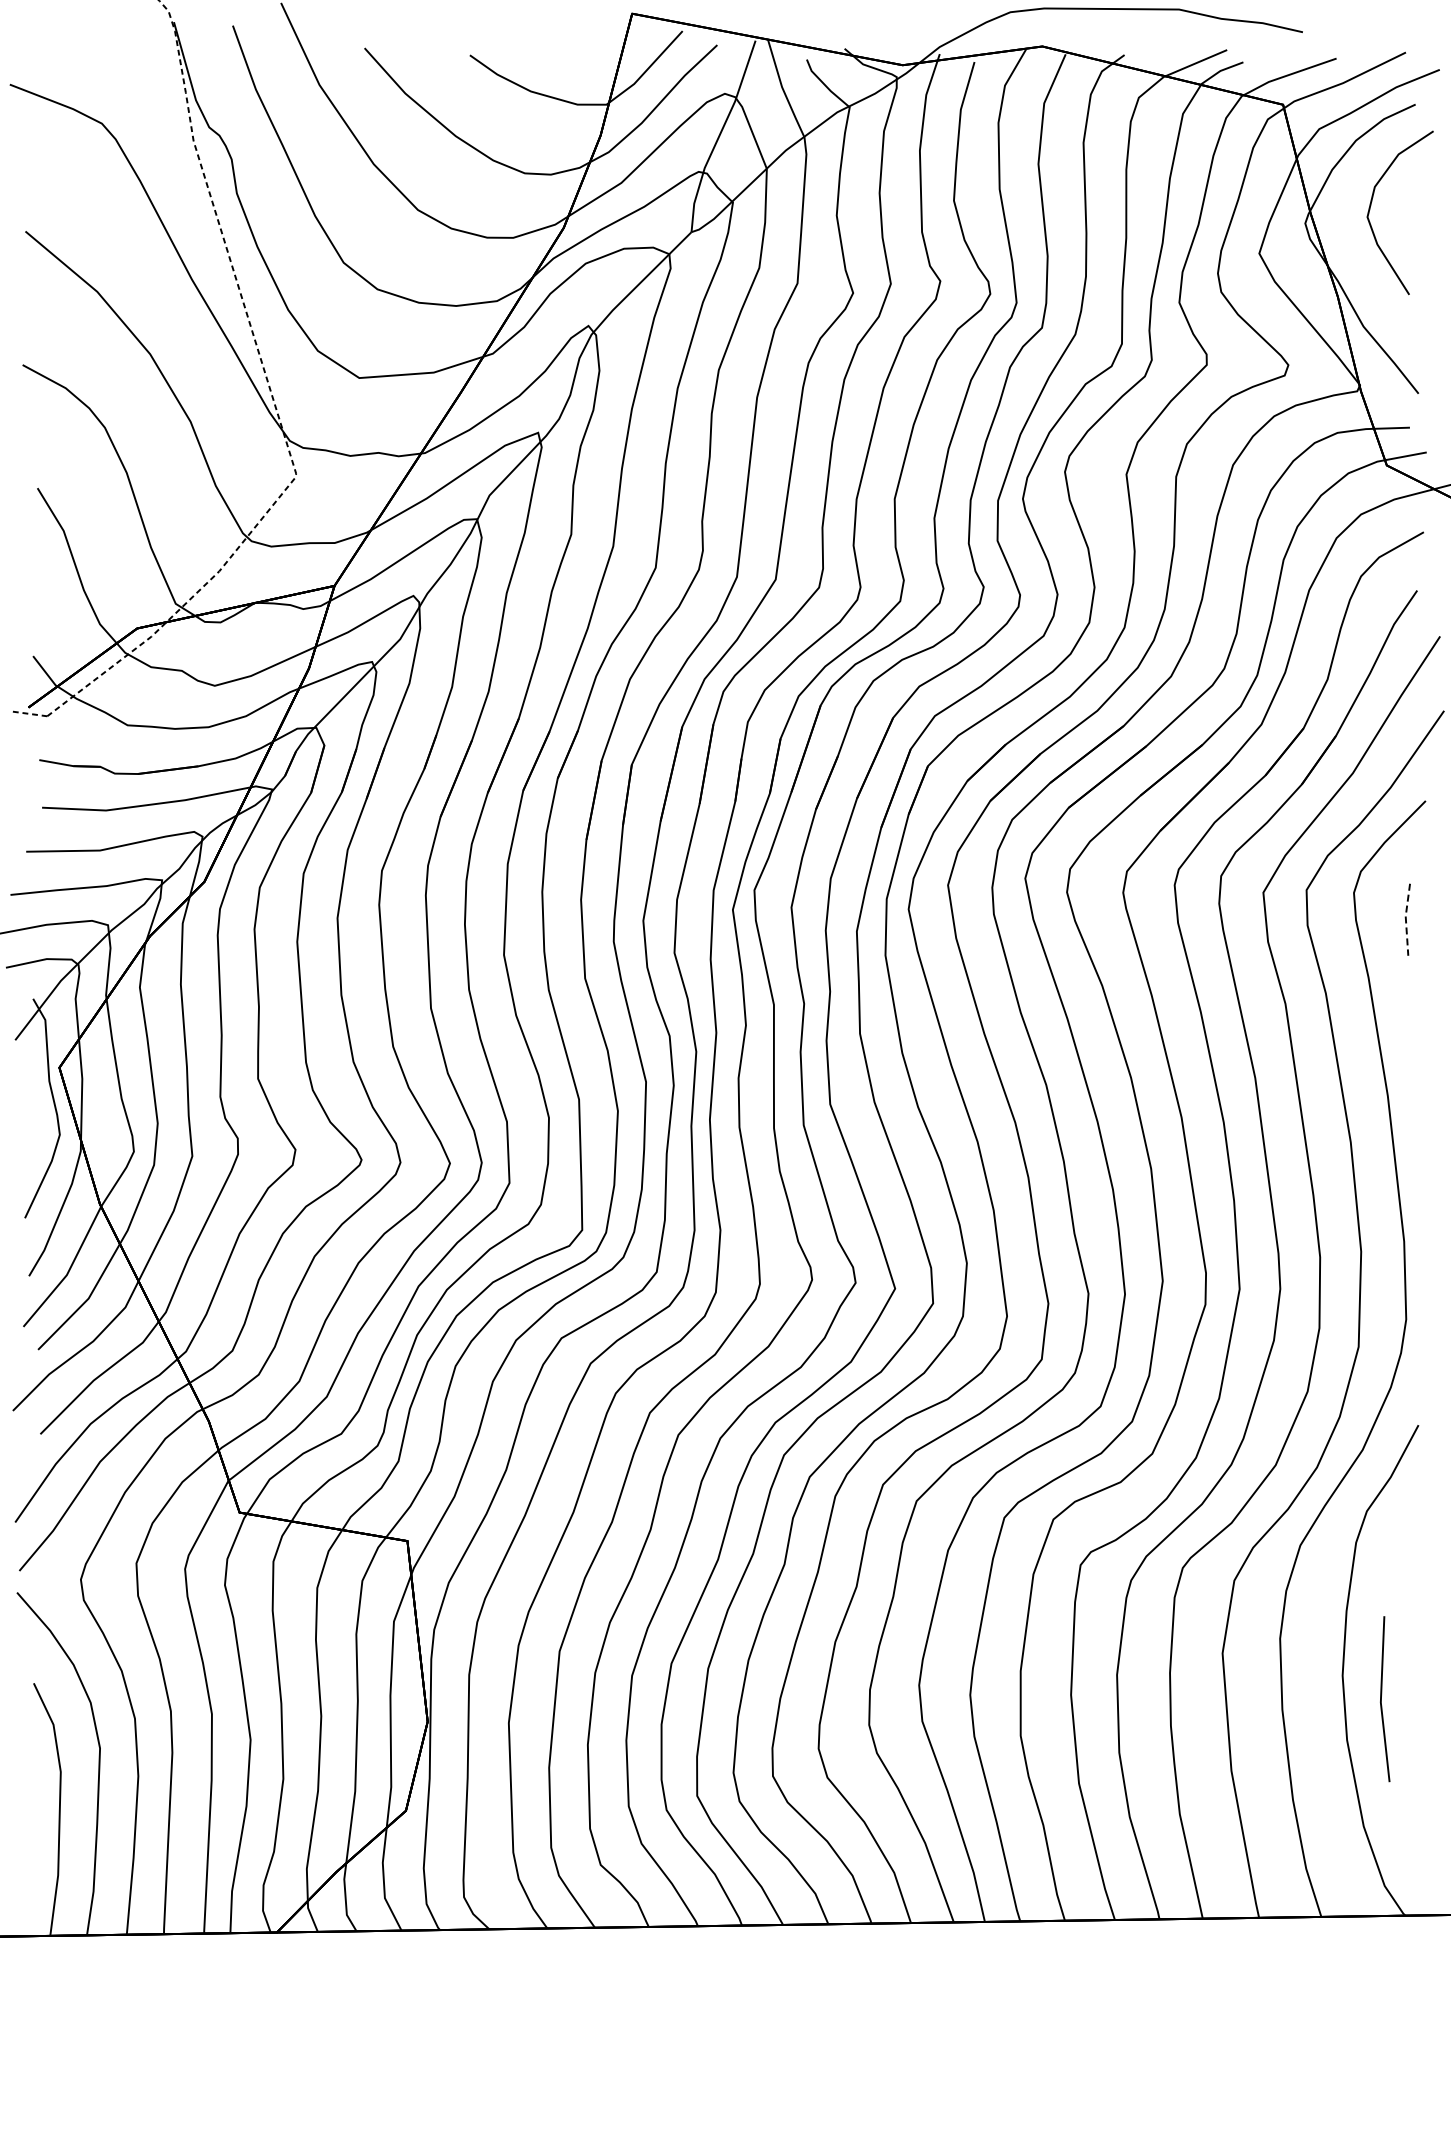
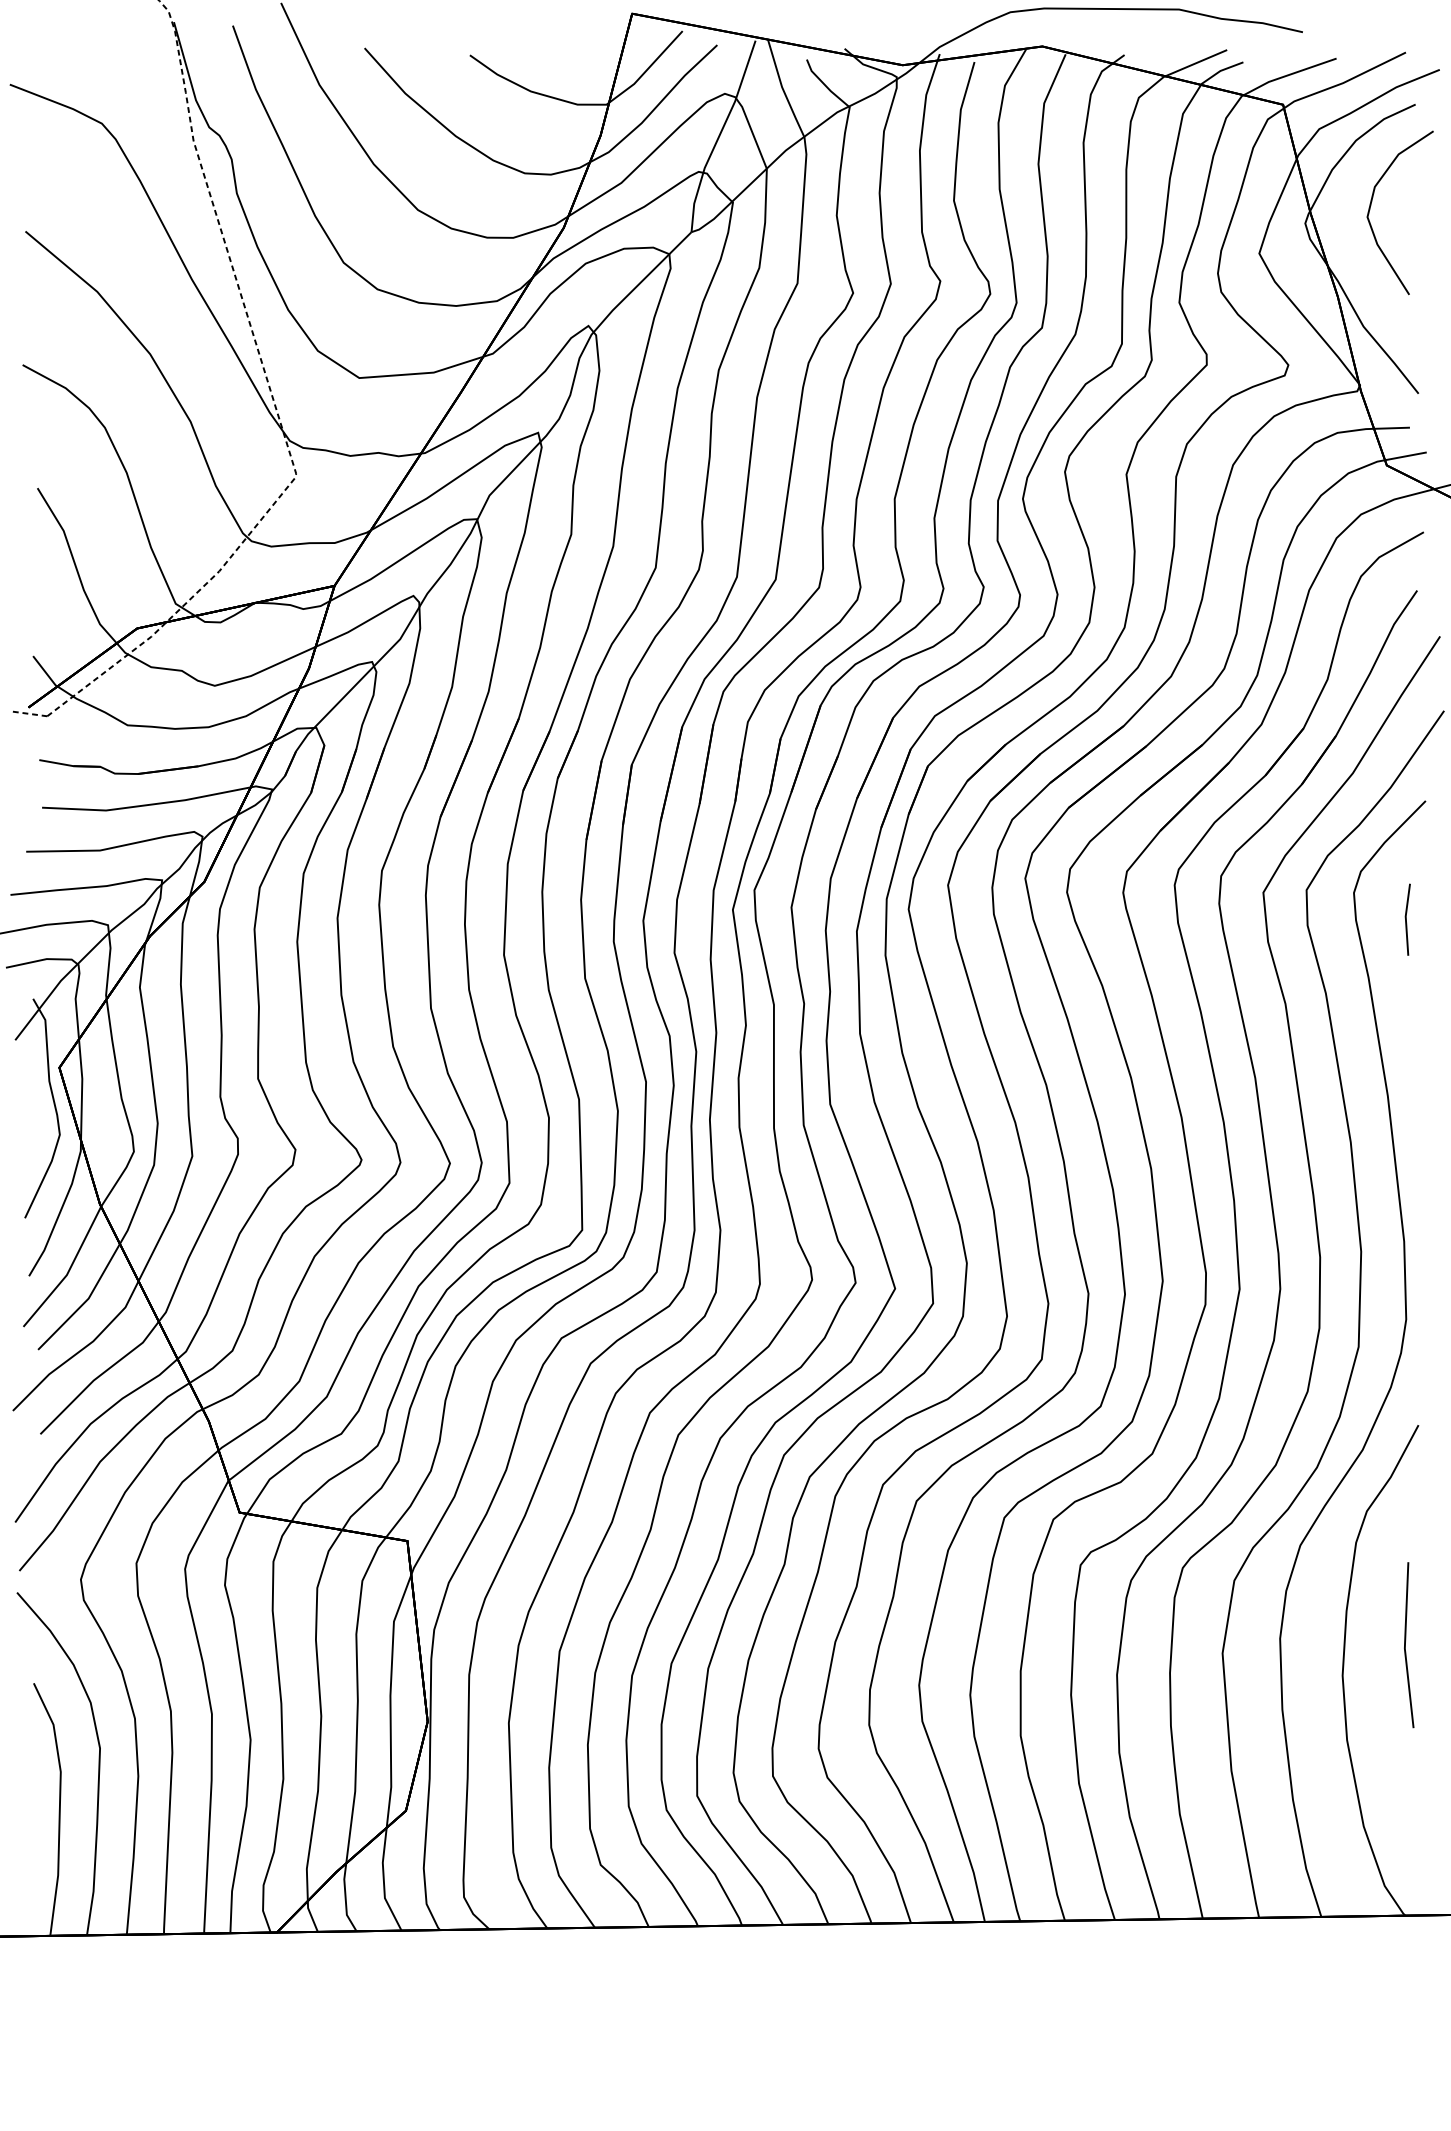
line: dashed -> solid (1405, 919)
line position: (1381, 1699) -> (1405, 1645) (1405, 1645)
